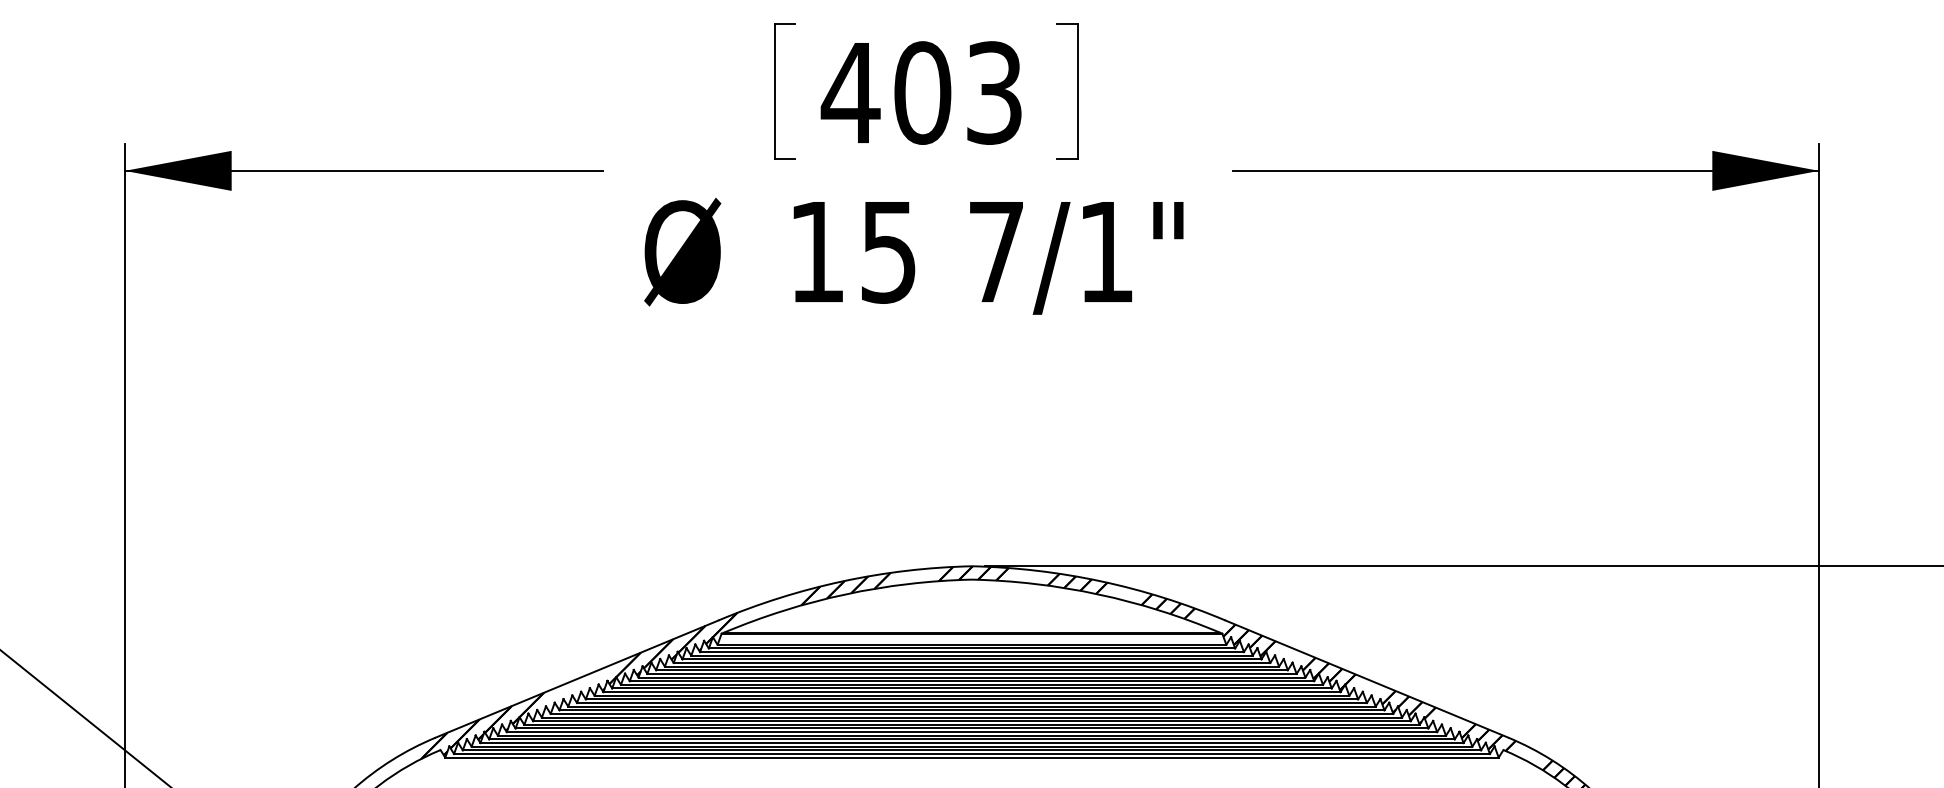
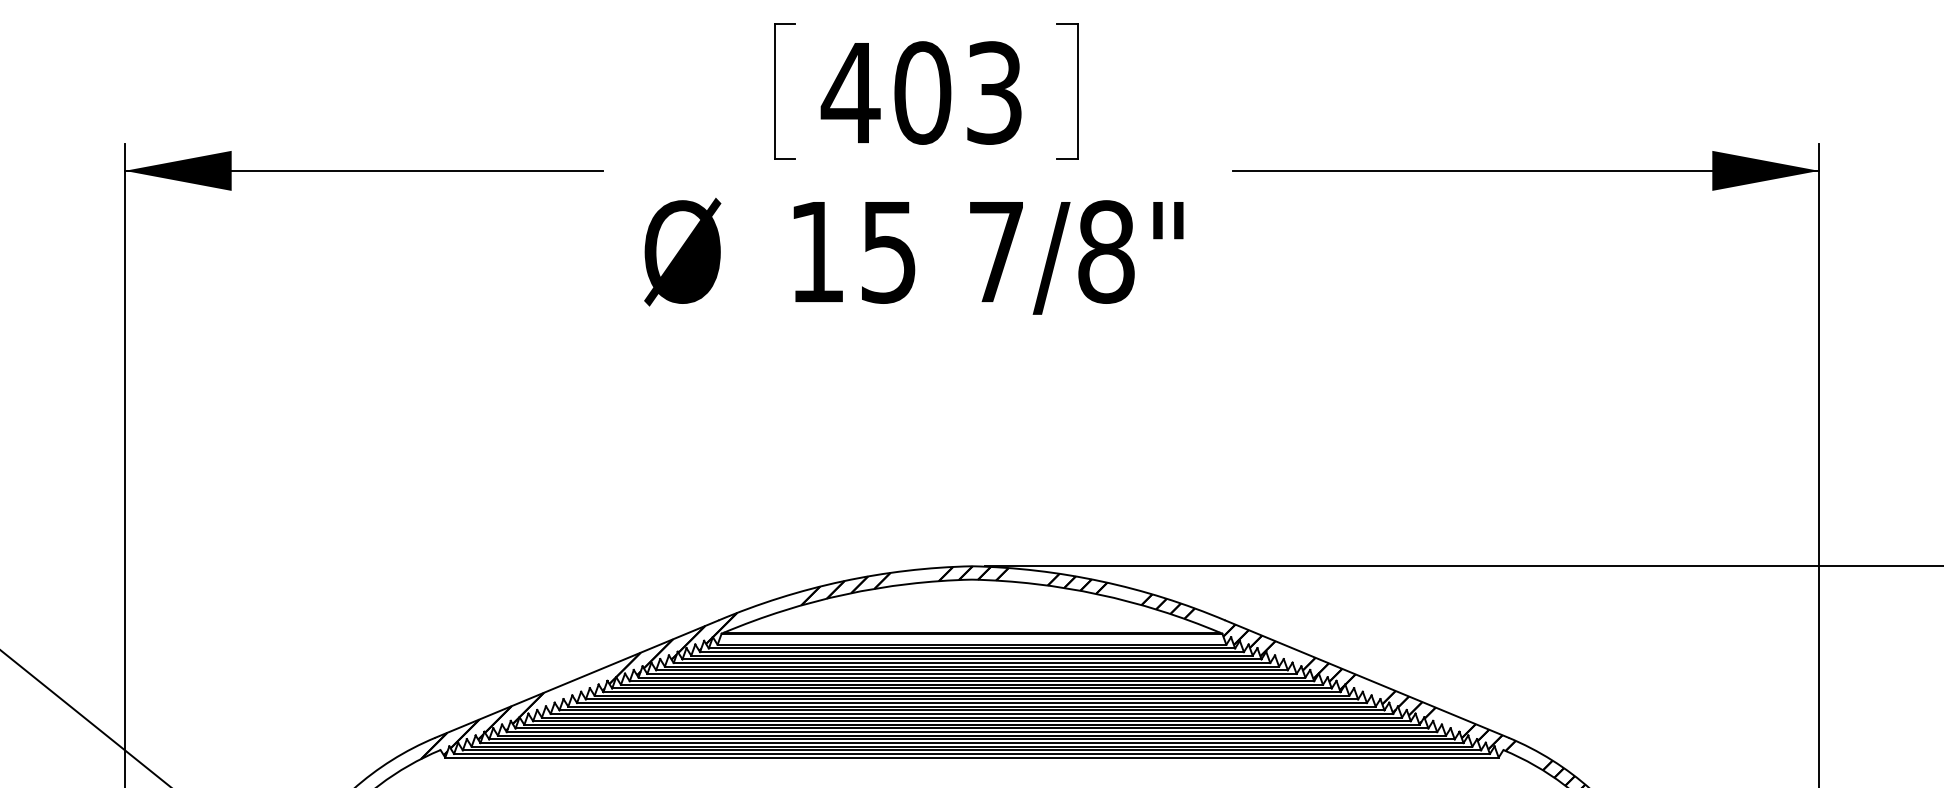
text: 7/1" -> 7/8" (1106, 251)
